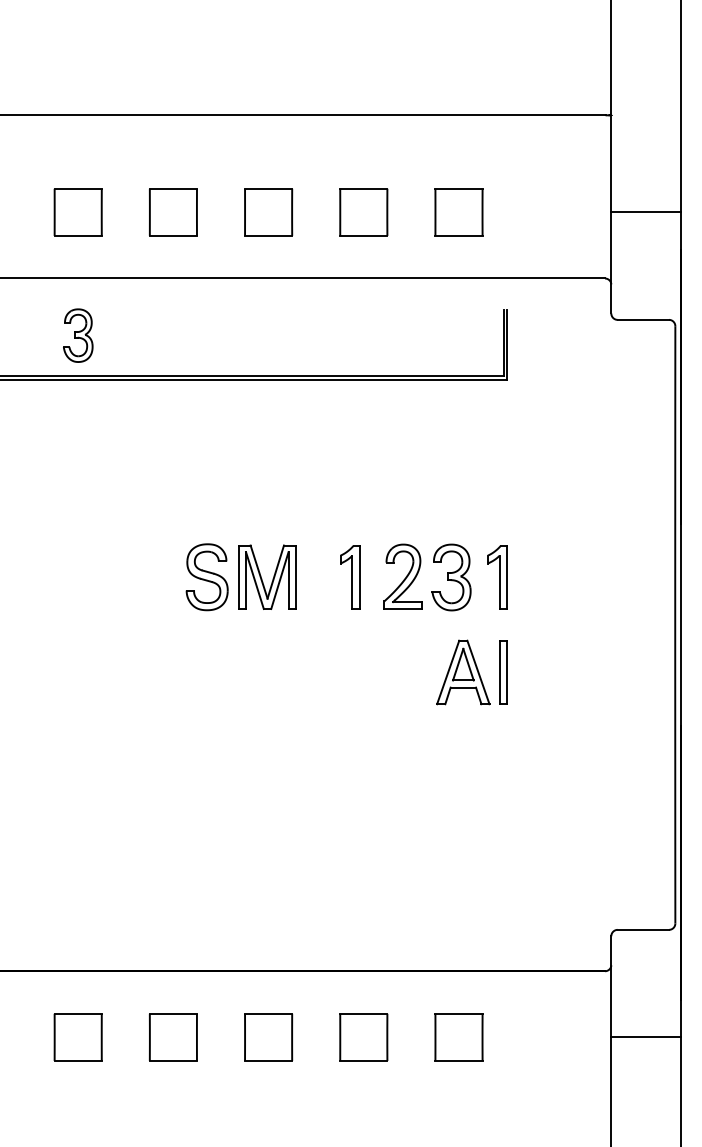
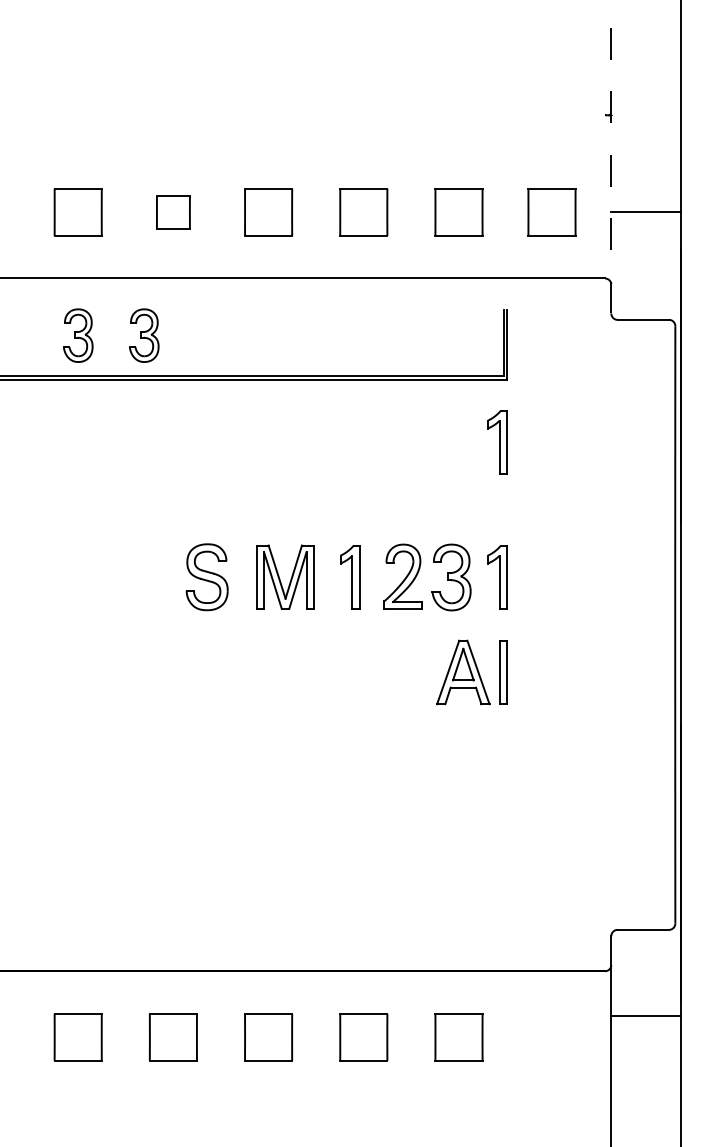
line: present -> none (303, 115)
line: solid -> dashed (611, 156)
part size: 49x49 px -> 35x35 px (173, 212)
part: none -> present (551, 212)
part: none -> present (144, 335)
part: none -> present (497, 442)
part position: (267, 576) -> (285, 576) (285, 576)
line position: (646, 1037) -> (646, 1016) (646, 1016)
